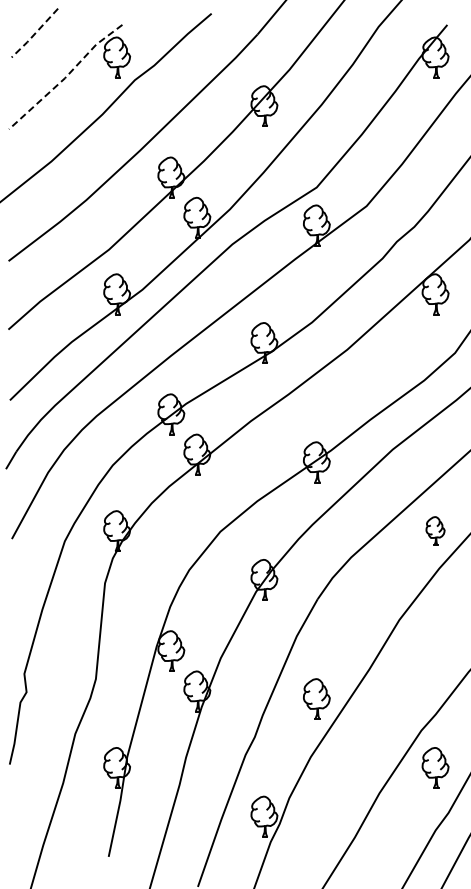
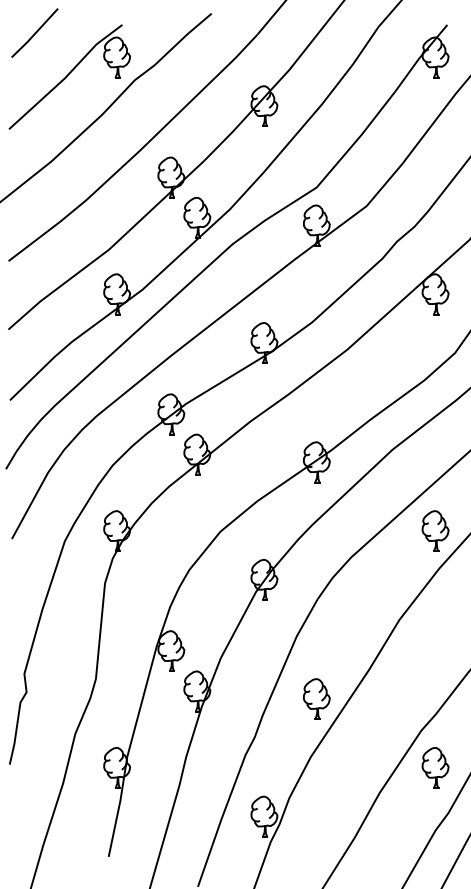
line: dashed -> solid (34, 34)
line: dashed -> solid (66, 76)
part size: 21x30 px -> 29x42 px (435, 530)
